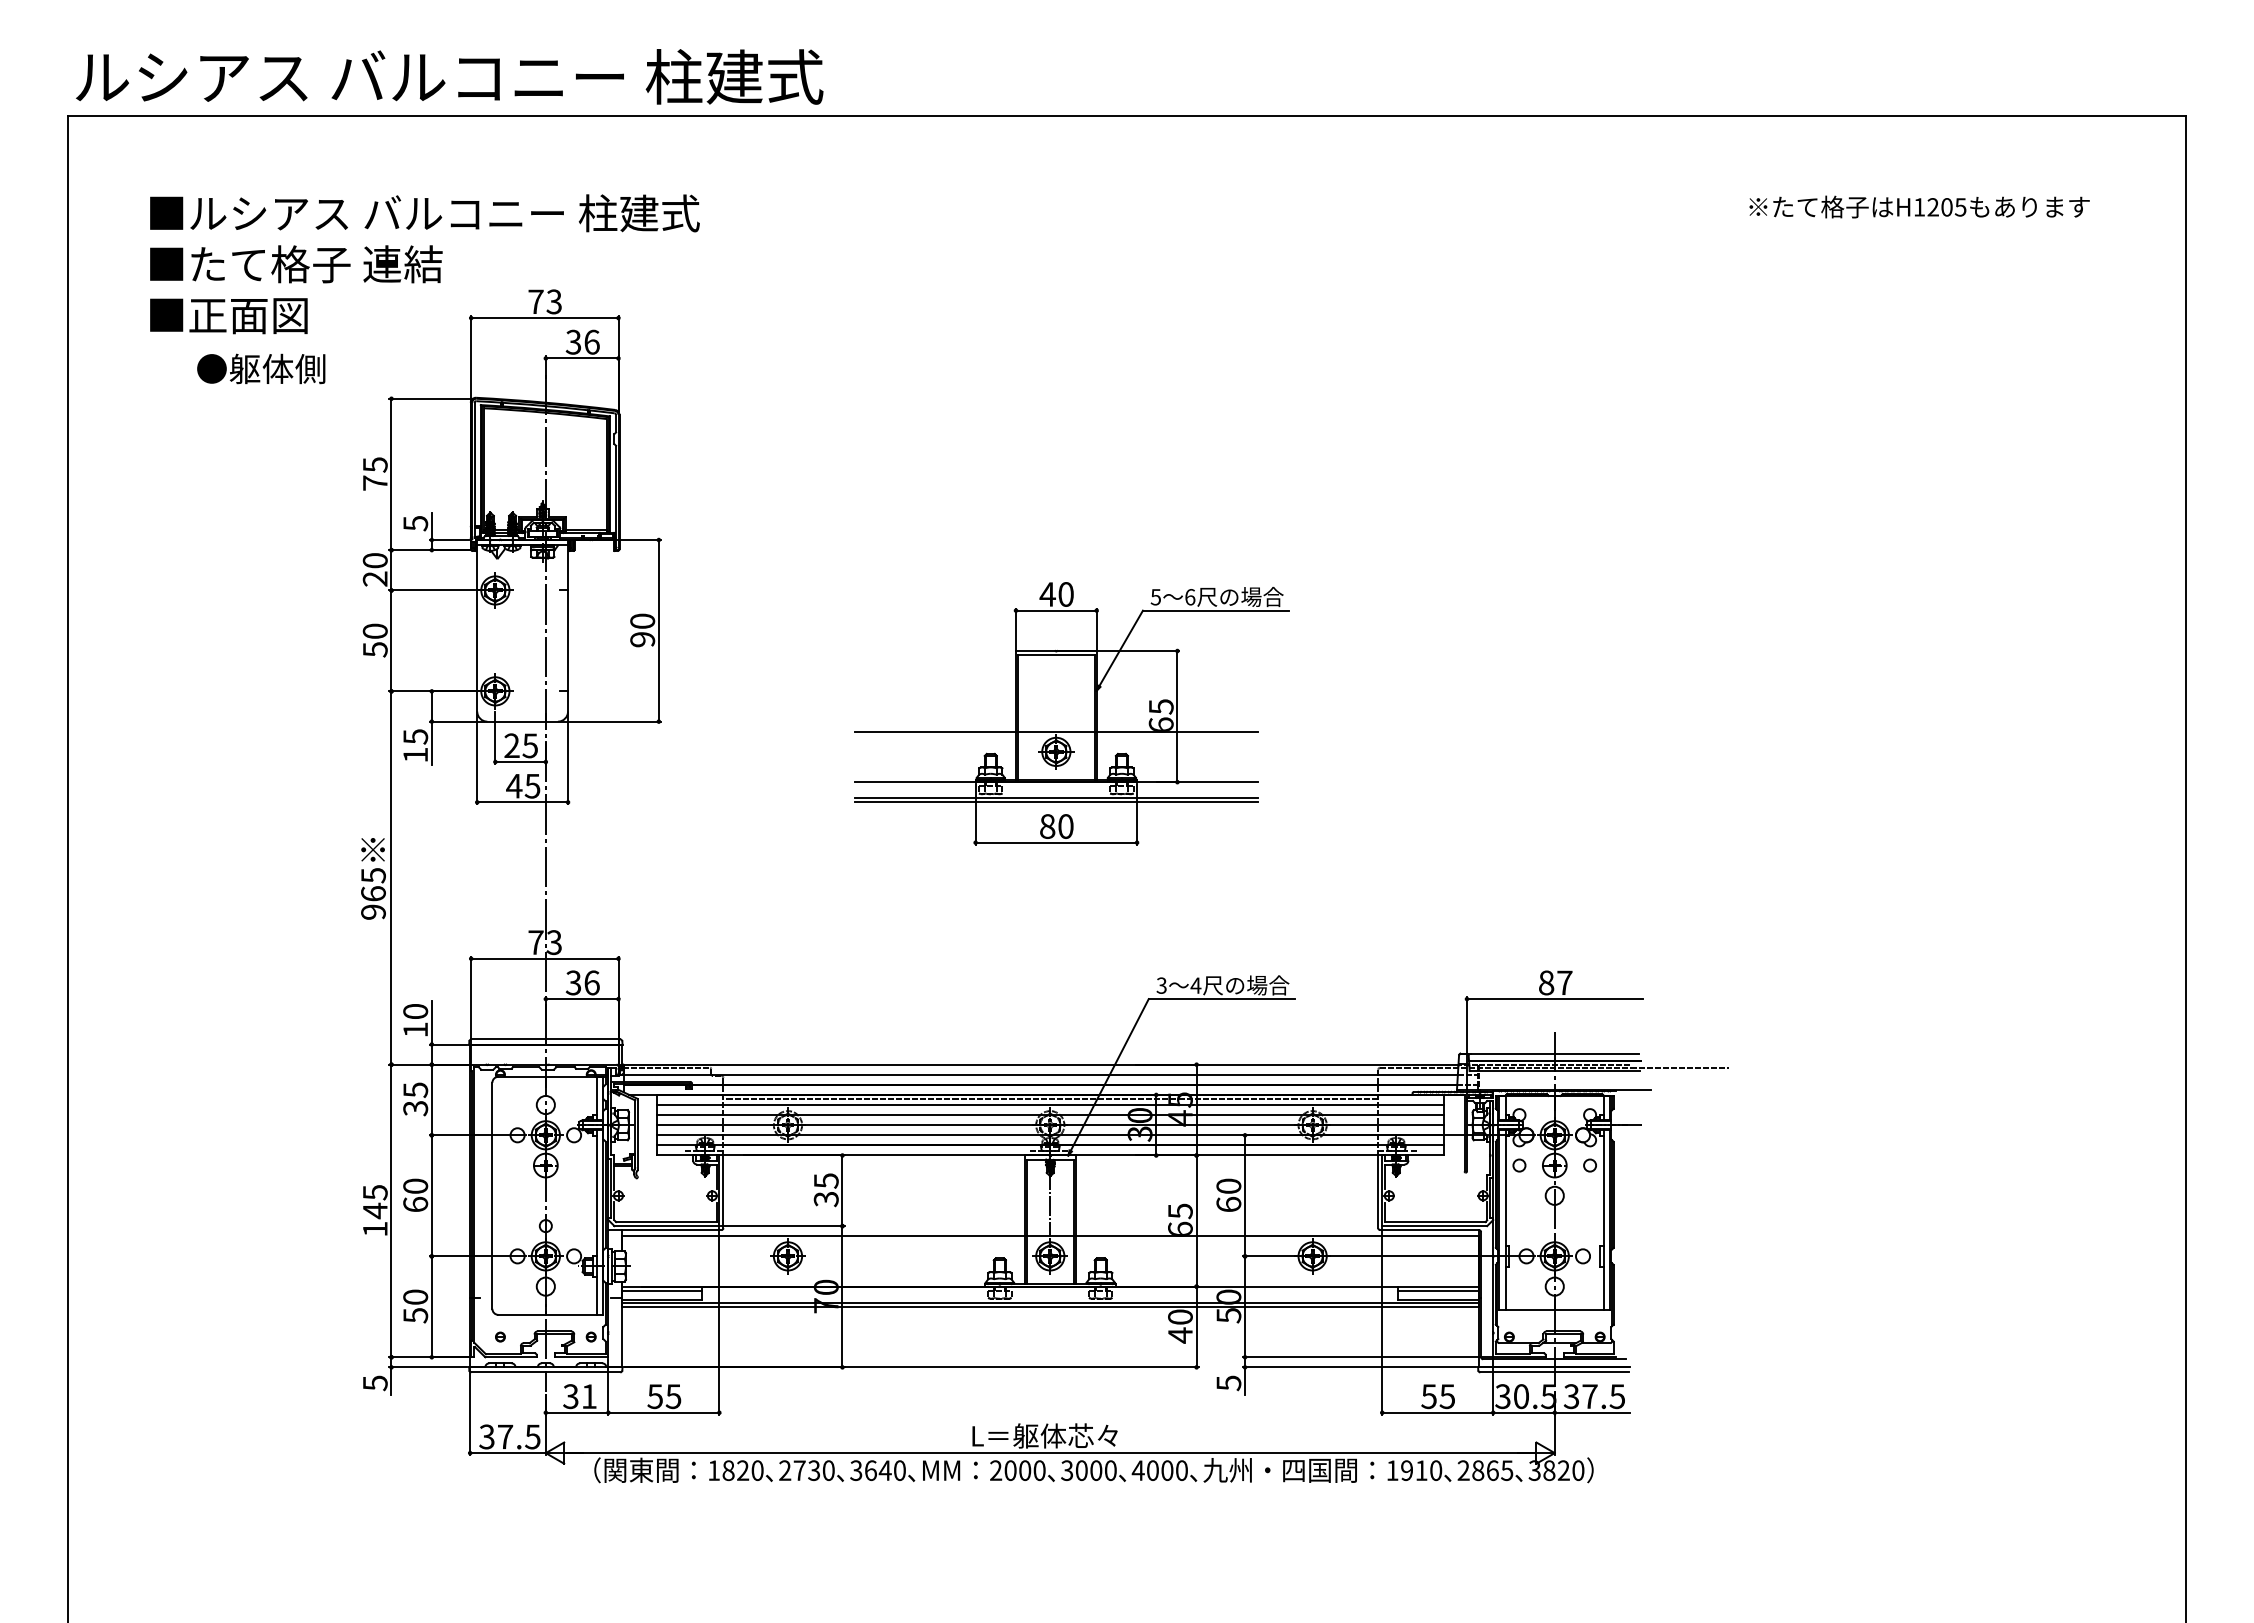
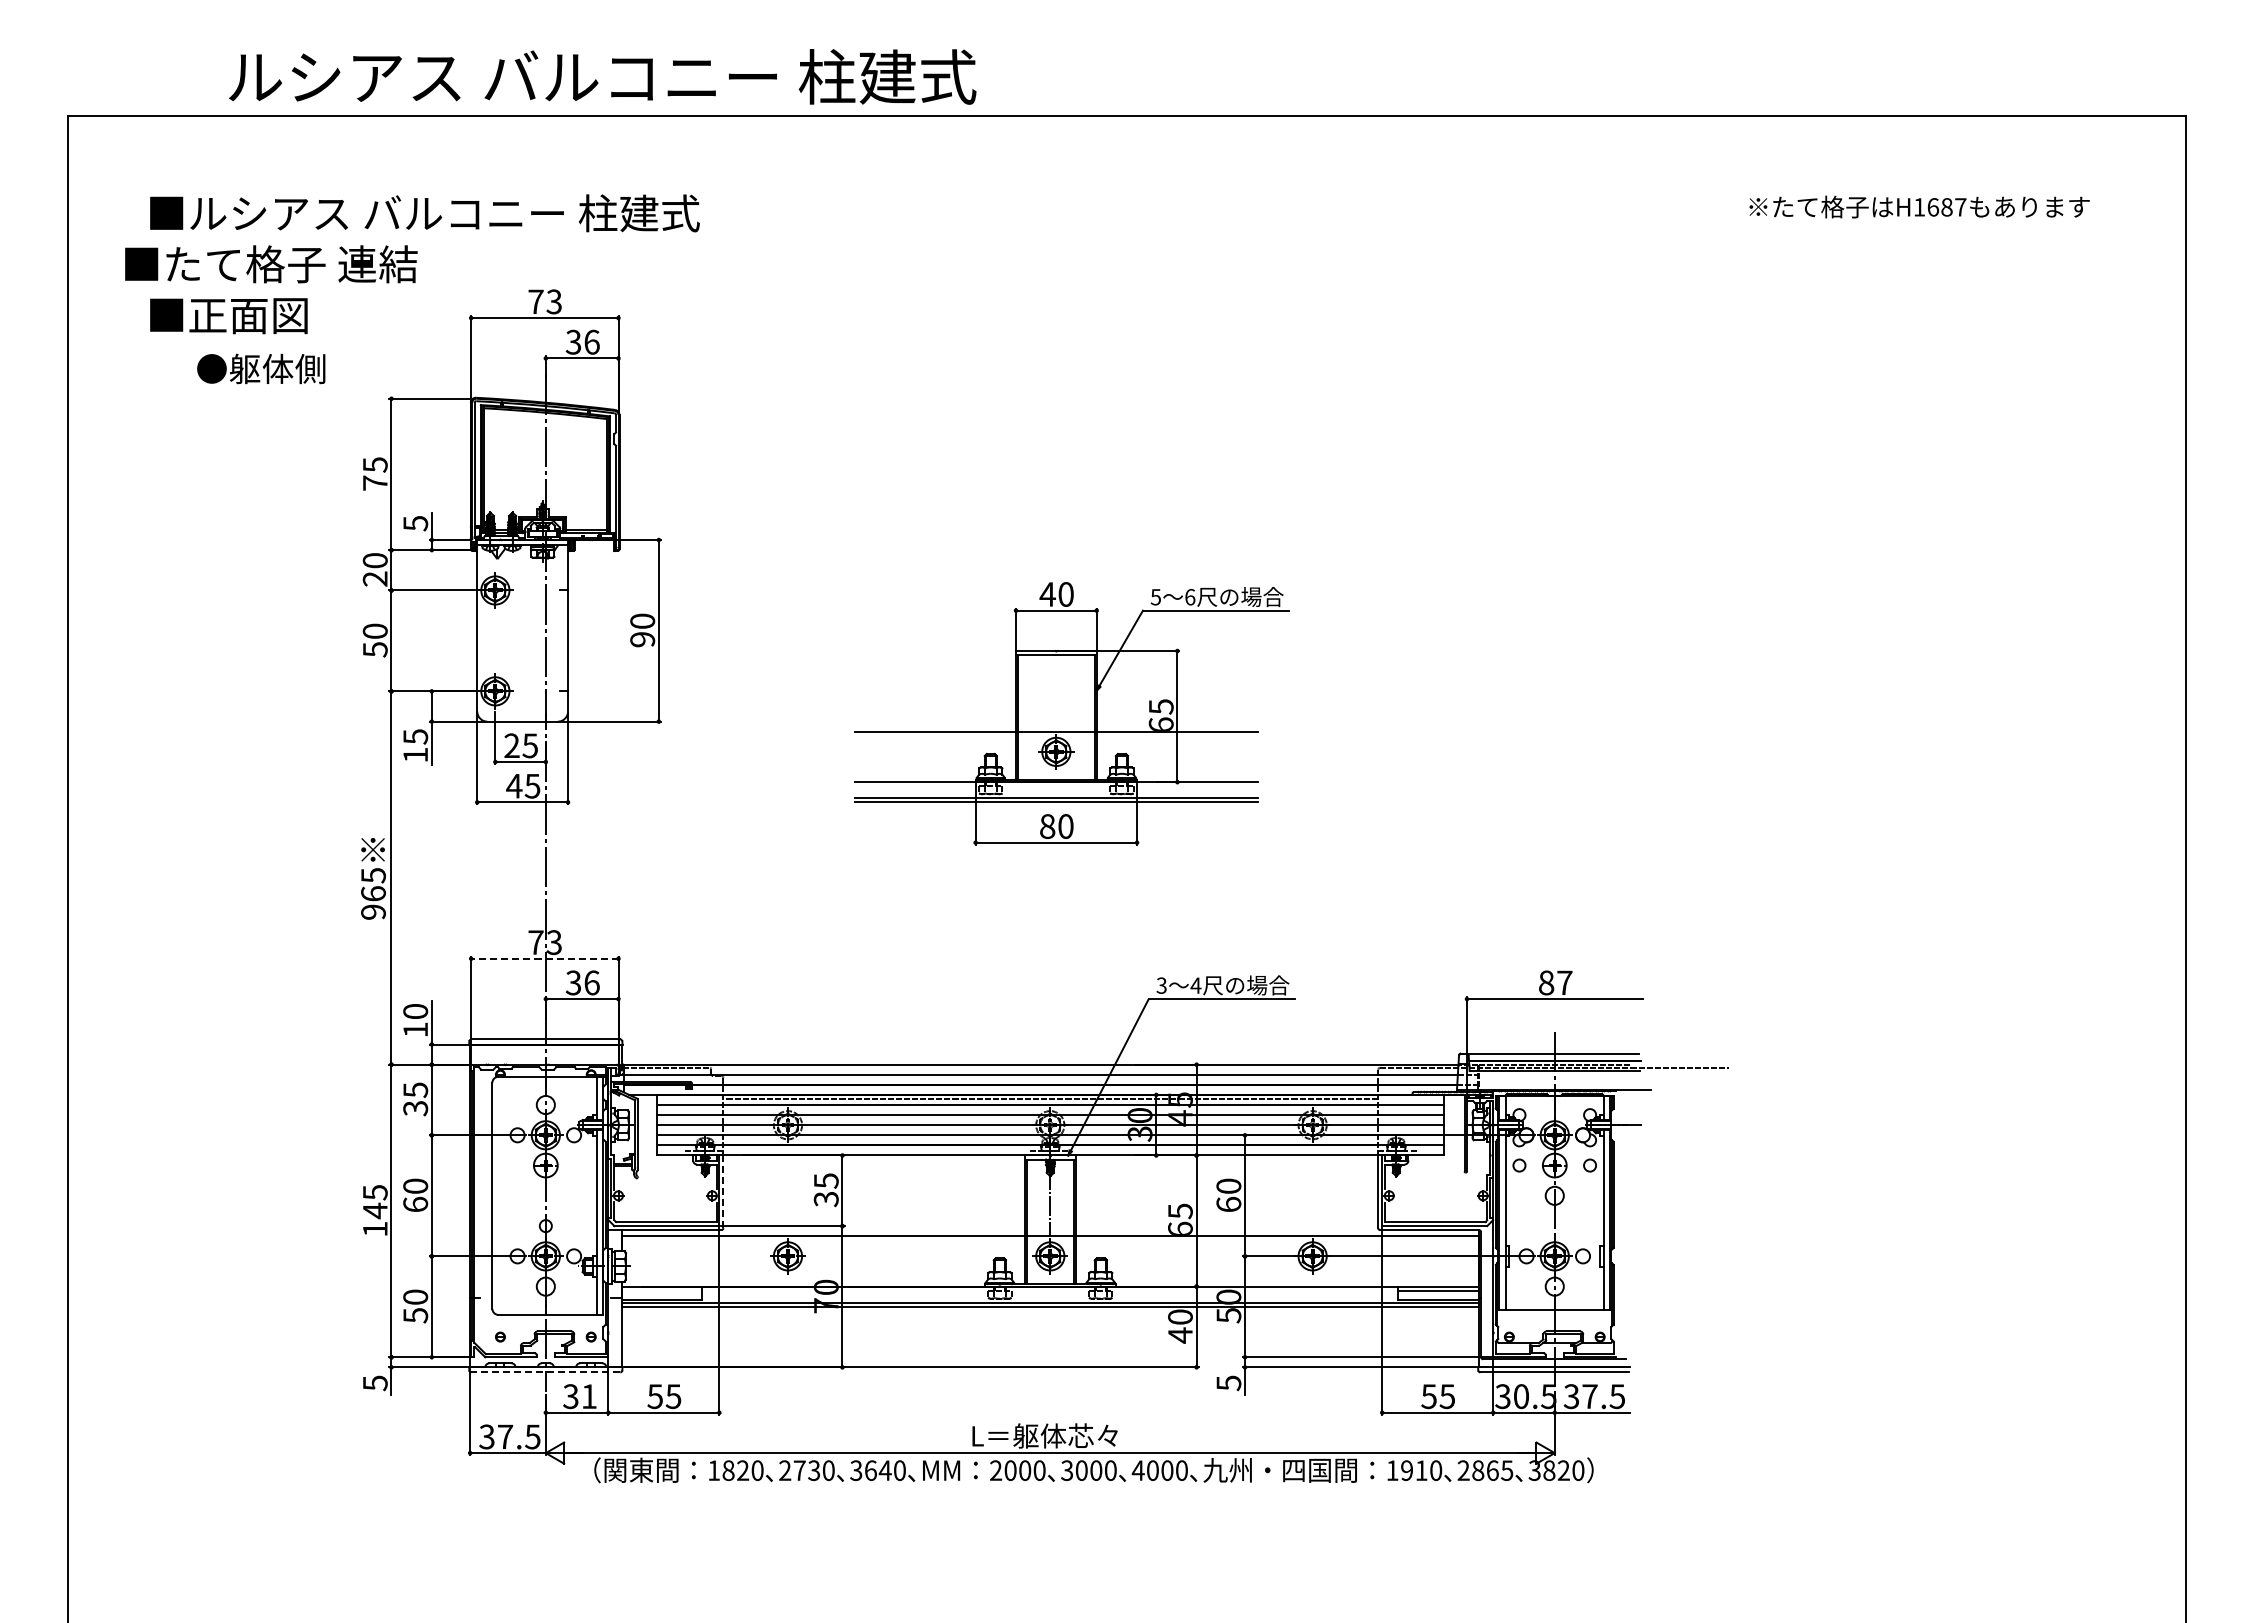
text position: (449, 76) -> (602, 76) (602, 76)
text: H1205 -> H1687 (1946, 207)
text position: (296, 264) -> (271, 264) (271, 264)
line: solid -> dashed (544, 958)
line: solid -> dashed (723, 1192)
line: present -> none (661, 1290)
line: solid -> dashed (545, 1372)
